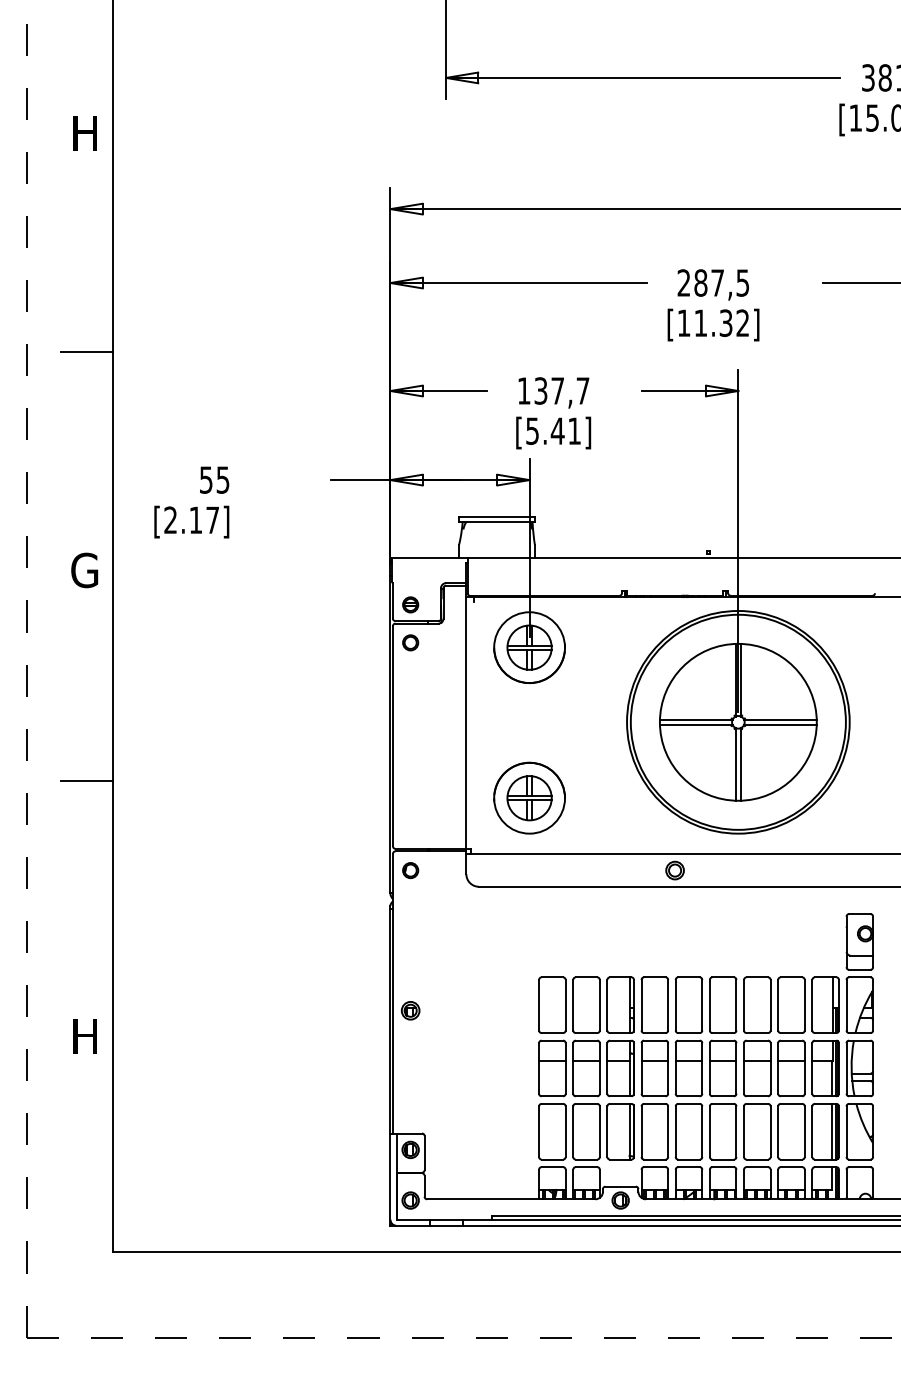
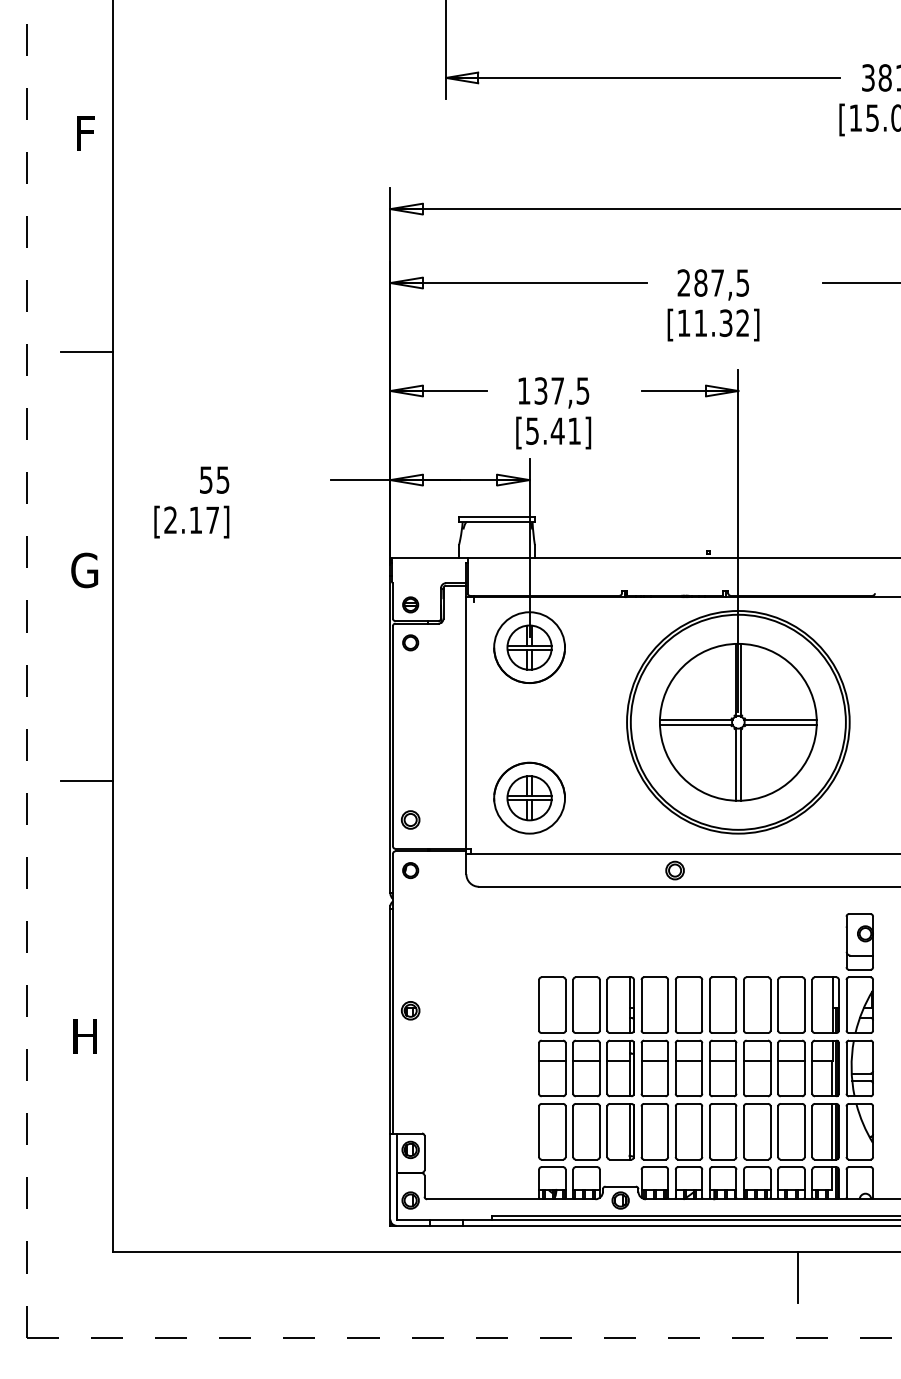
text: H -> F (84, 133)
text: 137,7 -> 137,5 (582, 390)
part: none -> present (410, 819)
line: none -> present (798, 1277)
